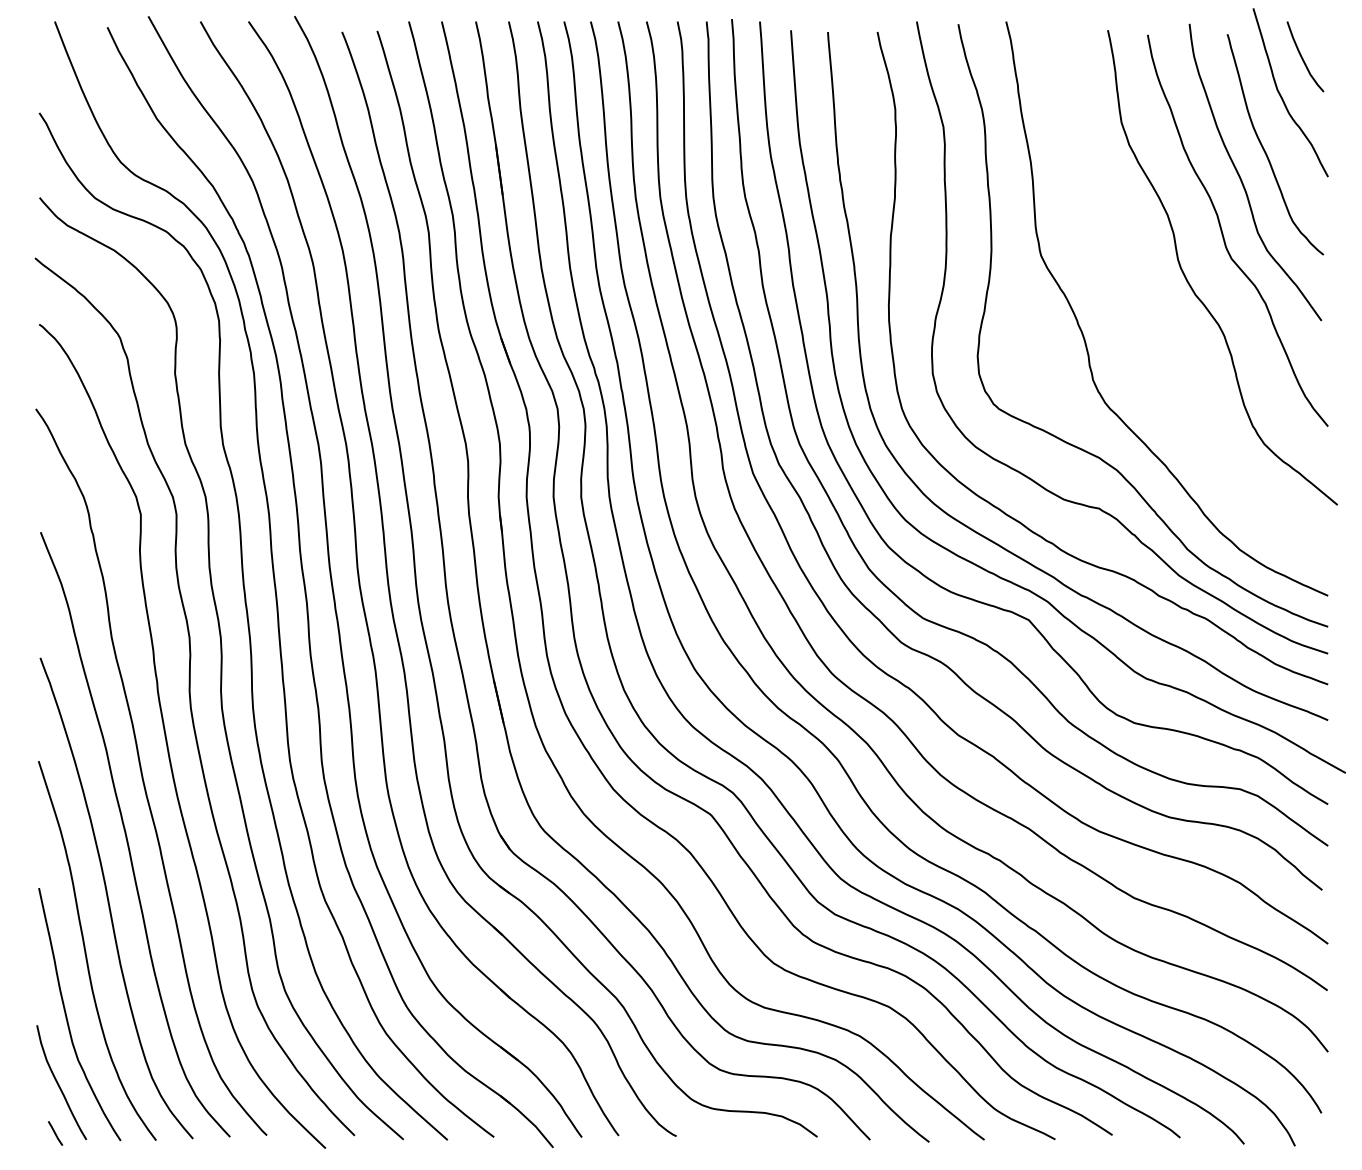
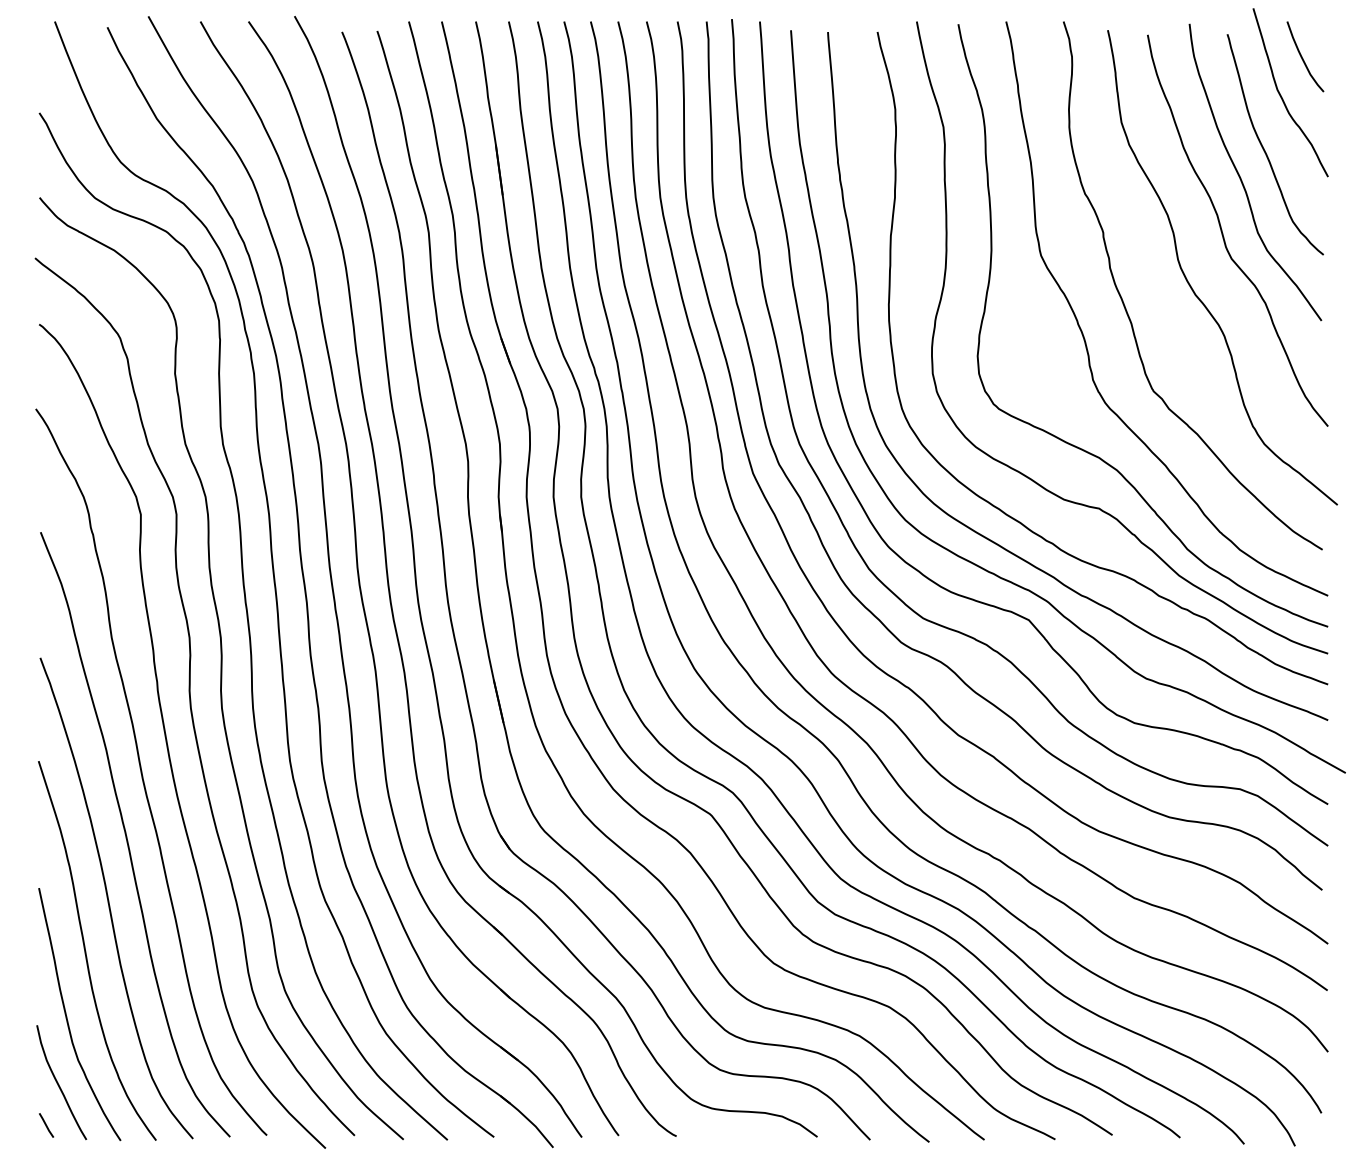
curve: none -> present (1127, 310)
line position: (55, 1133) -> (46, 1125) (46, 1125)
